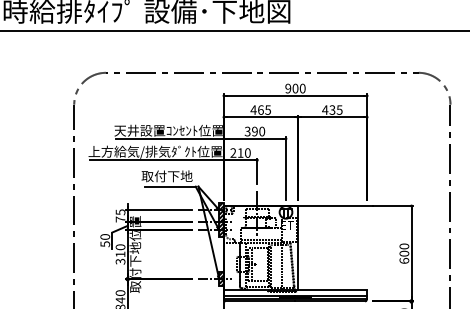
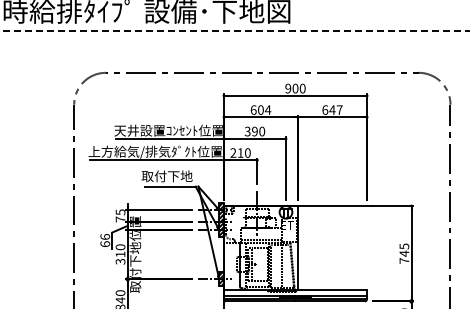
line: solid -> dashed (235, 31)
text: 465 -> 604 (260, 109)
text: 435 -> 647 (332, 109)
text: 50 -> 66 (104, 240)
text: 600 -> 745 (404, 253)
